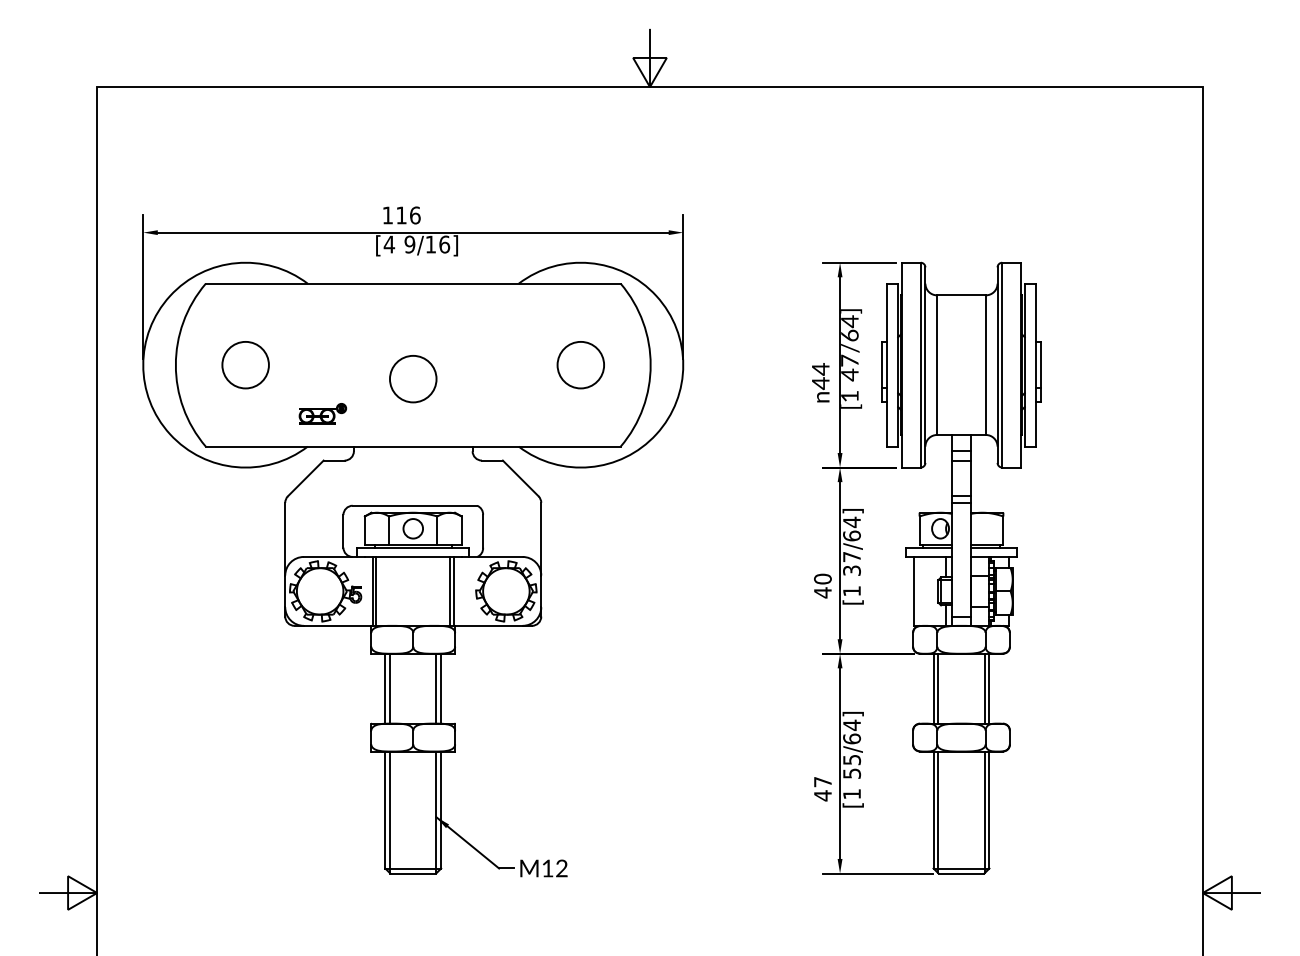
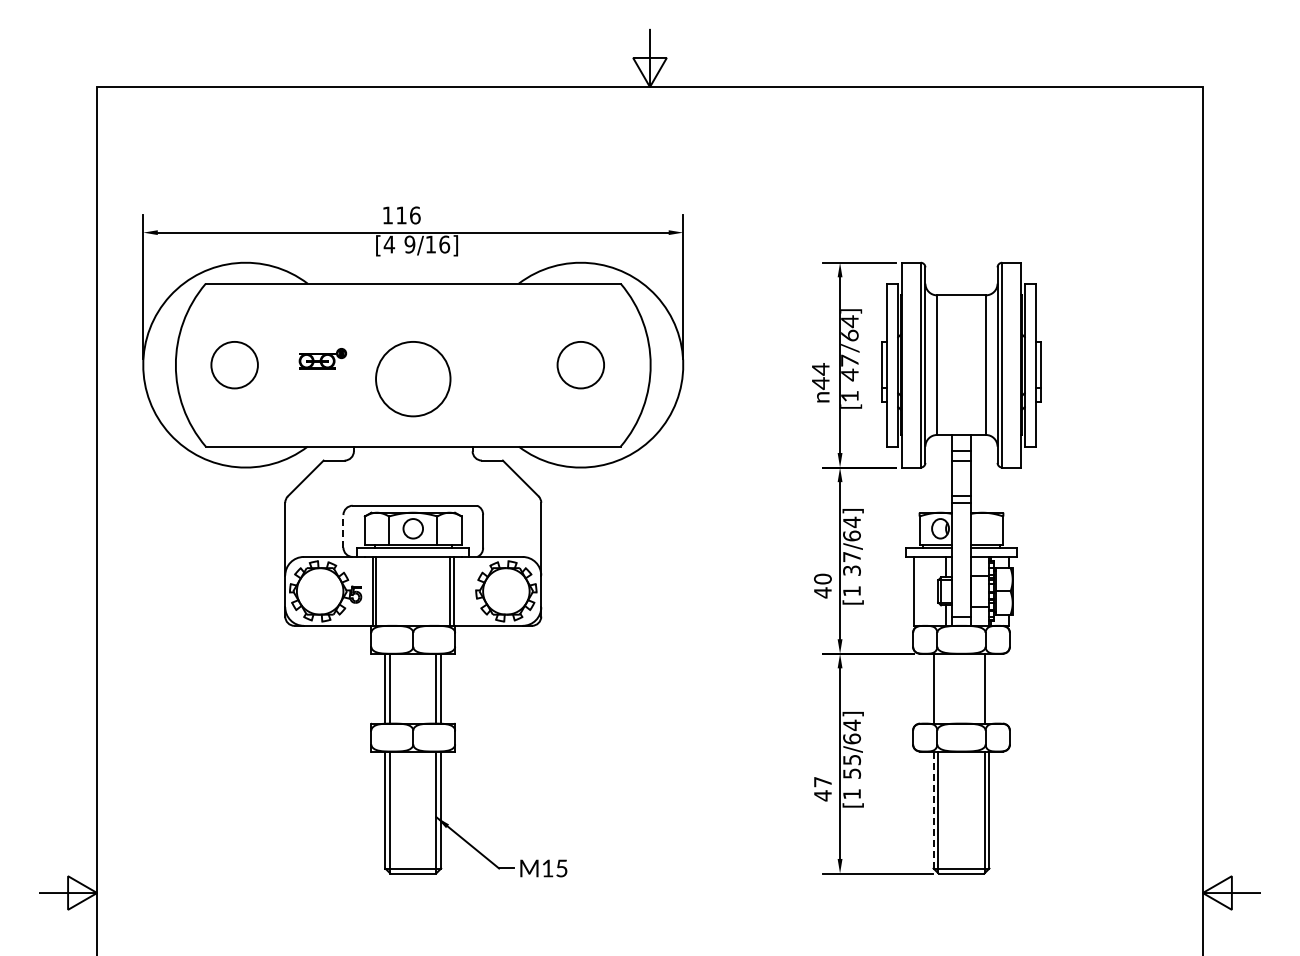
circle position: (245, 365) -> (234, 365) (234, 365)
circle diameter: 47 px -> 74 px (413, 378)
part position: (322, 413) -> (322, 358) (322, 358)
line: solid -> dashed (343, 530)
line: present -> none (938, 688)
line: present -> none (989, 688)
line: solid -> dashed (933, 810)
text: M12 -> M15 (561, 868)
